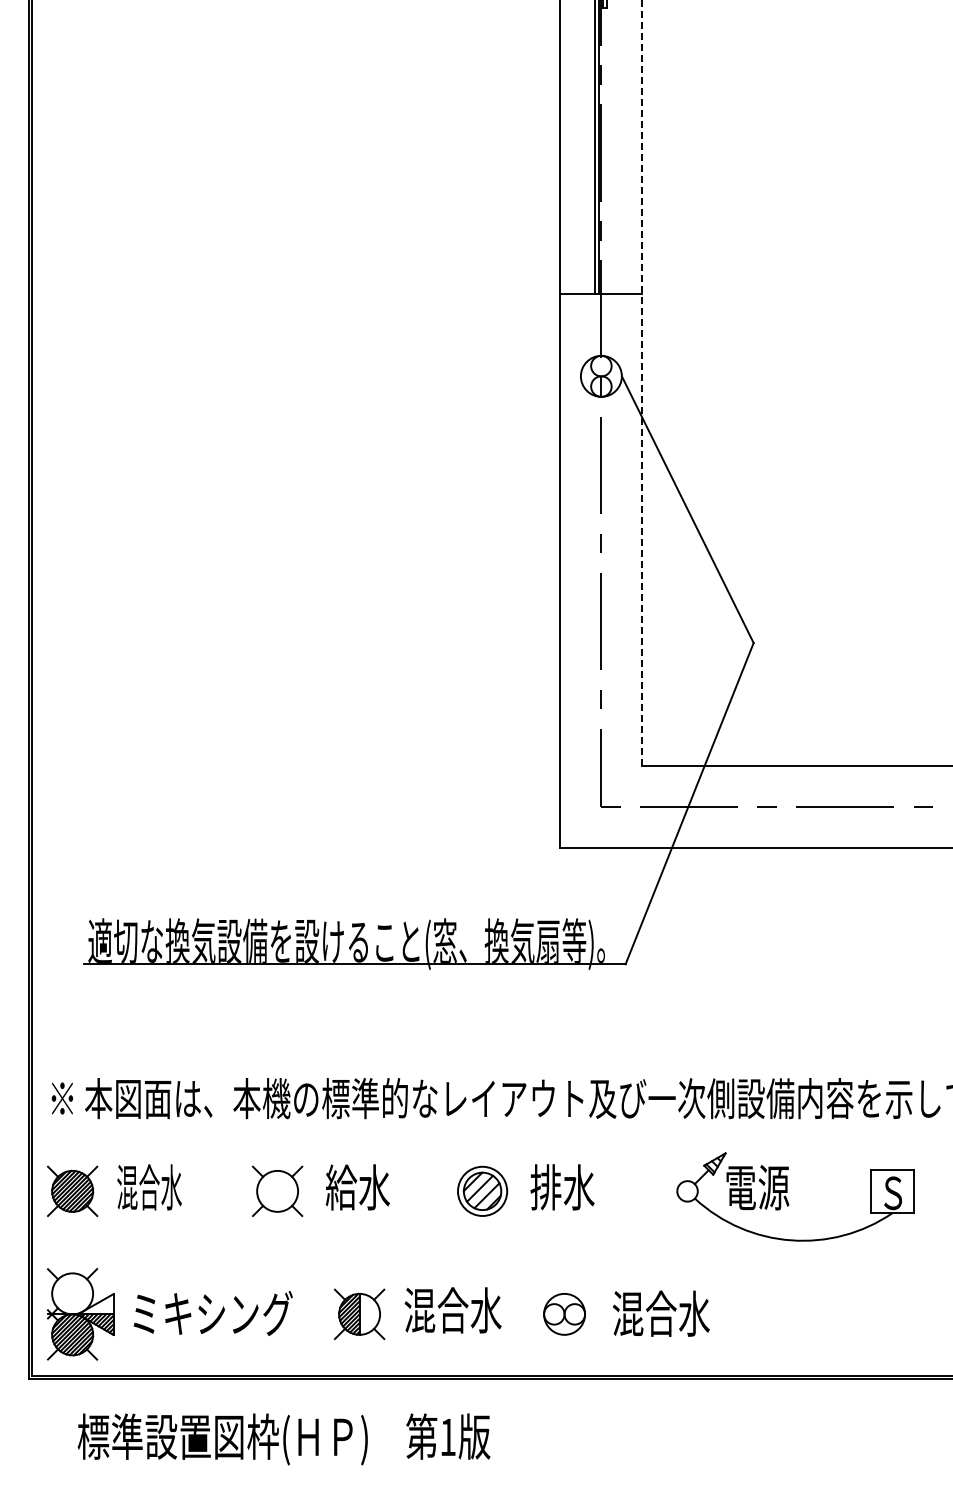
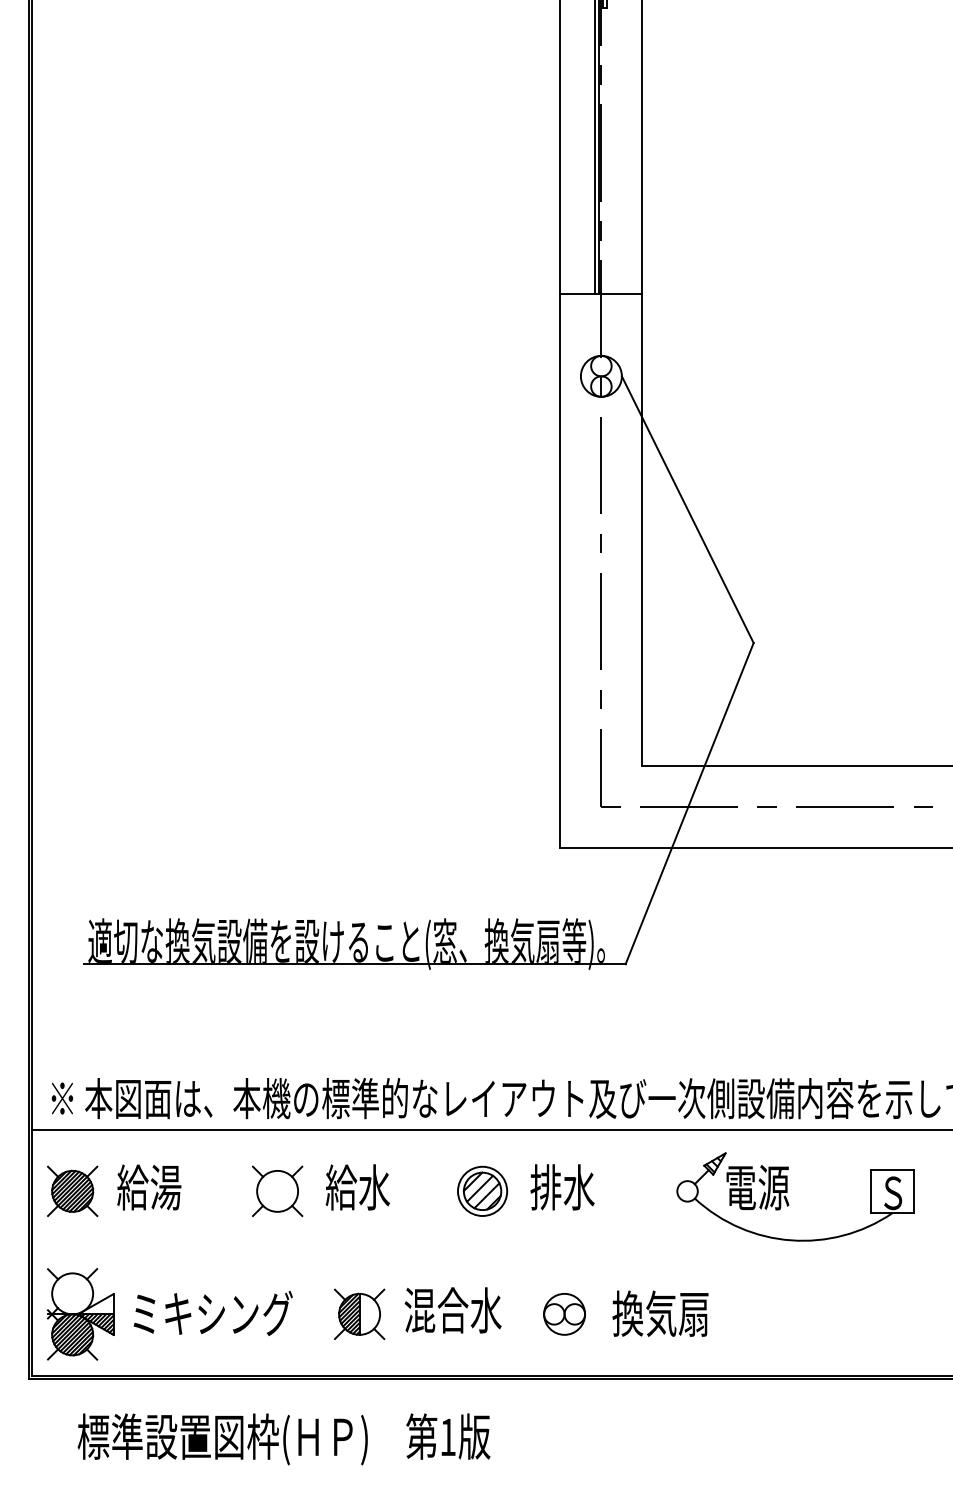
line: dashed -> solid (642, 383)
line: none -> present (490, 1129)
text: 混合水 -> 給湯 (149, 1187)
text: 混合水 -> 換気扇 (660, 1313)
